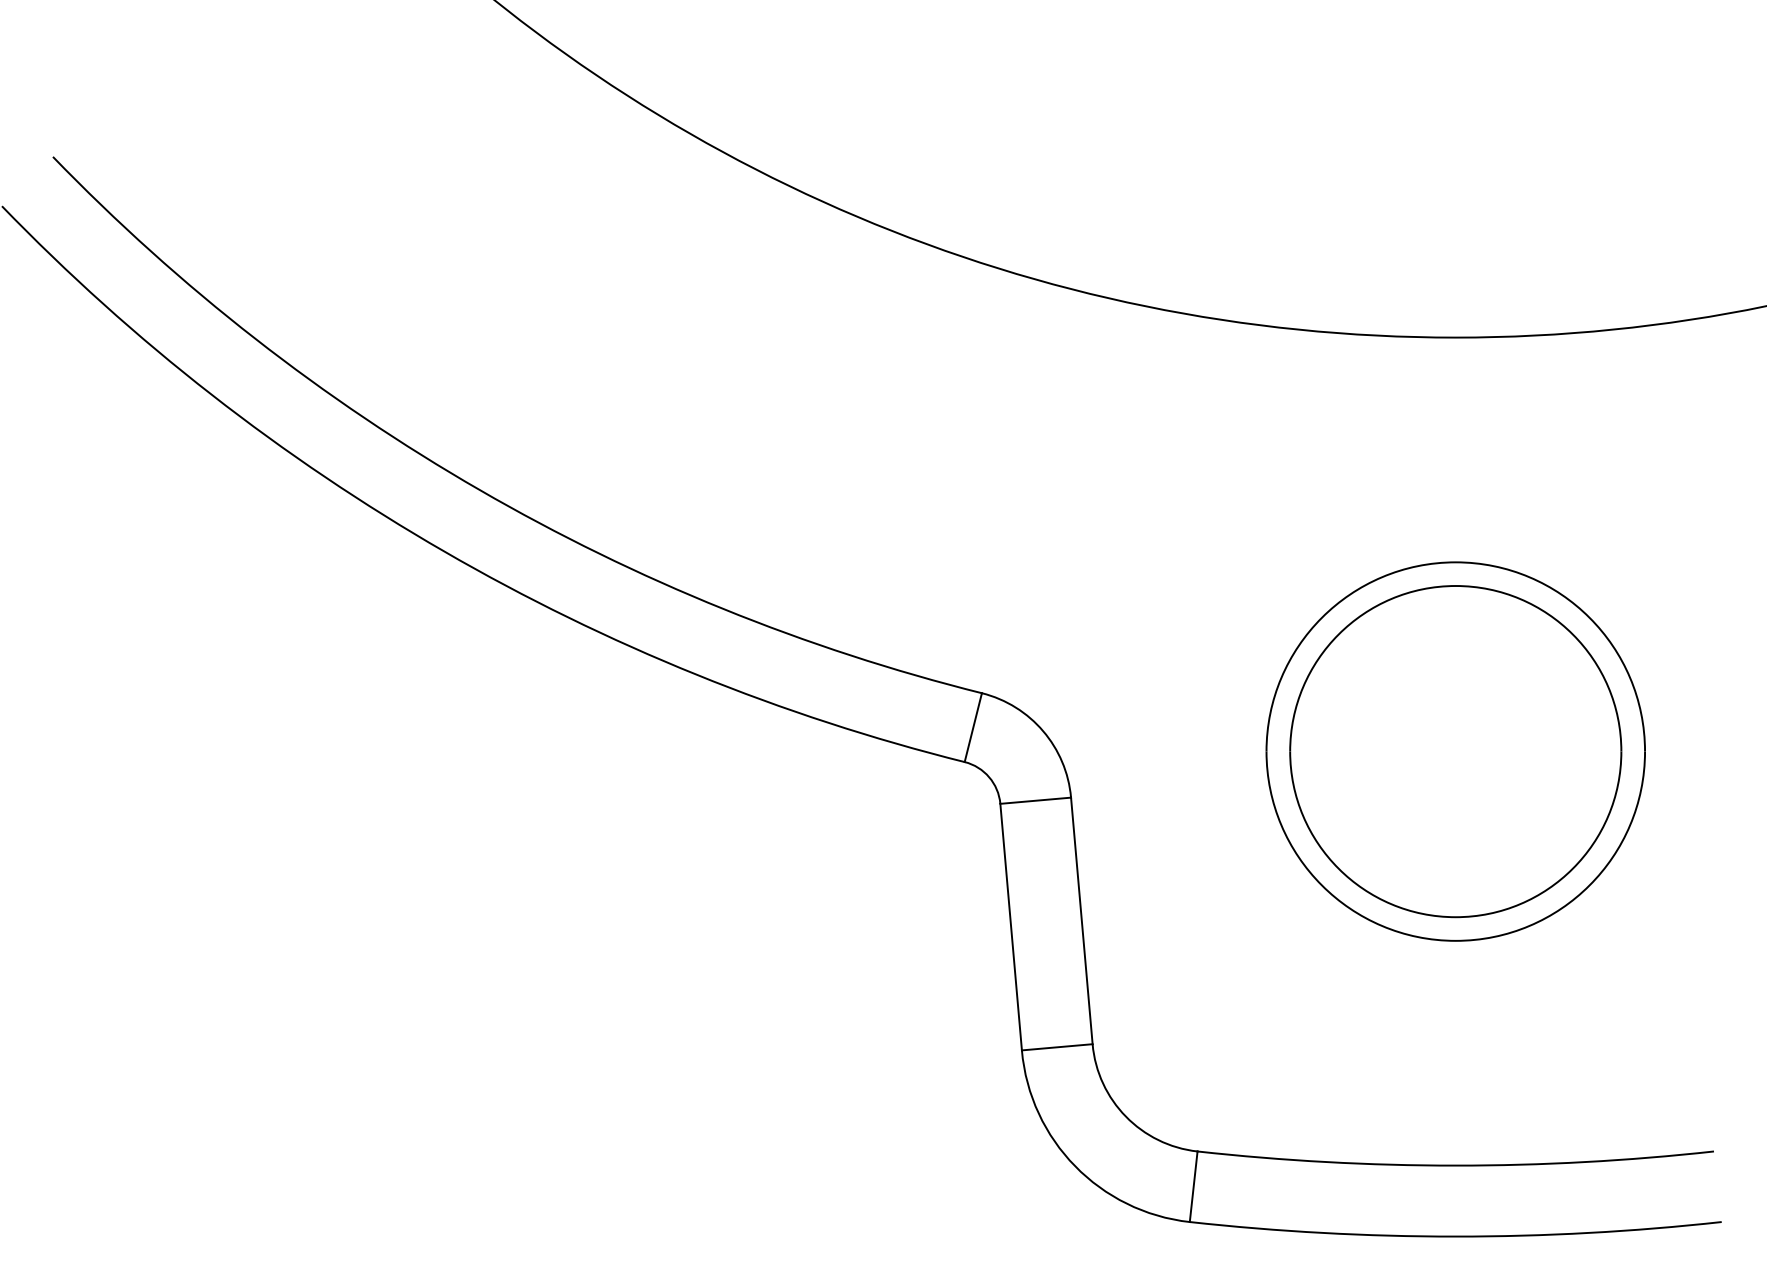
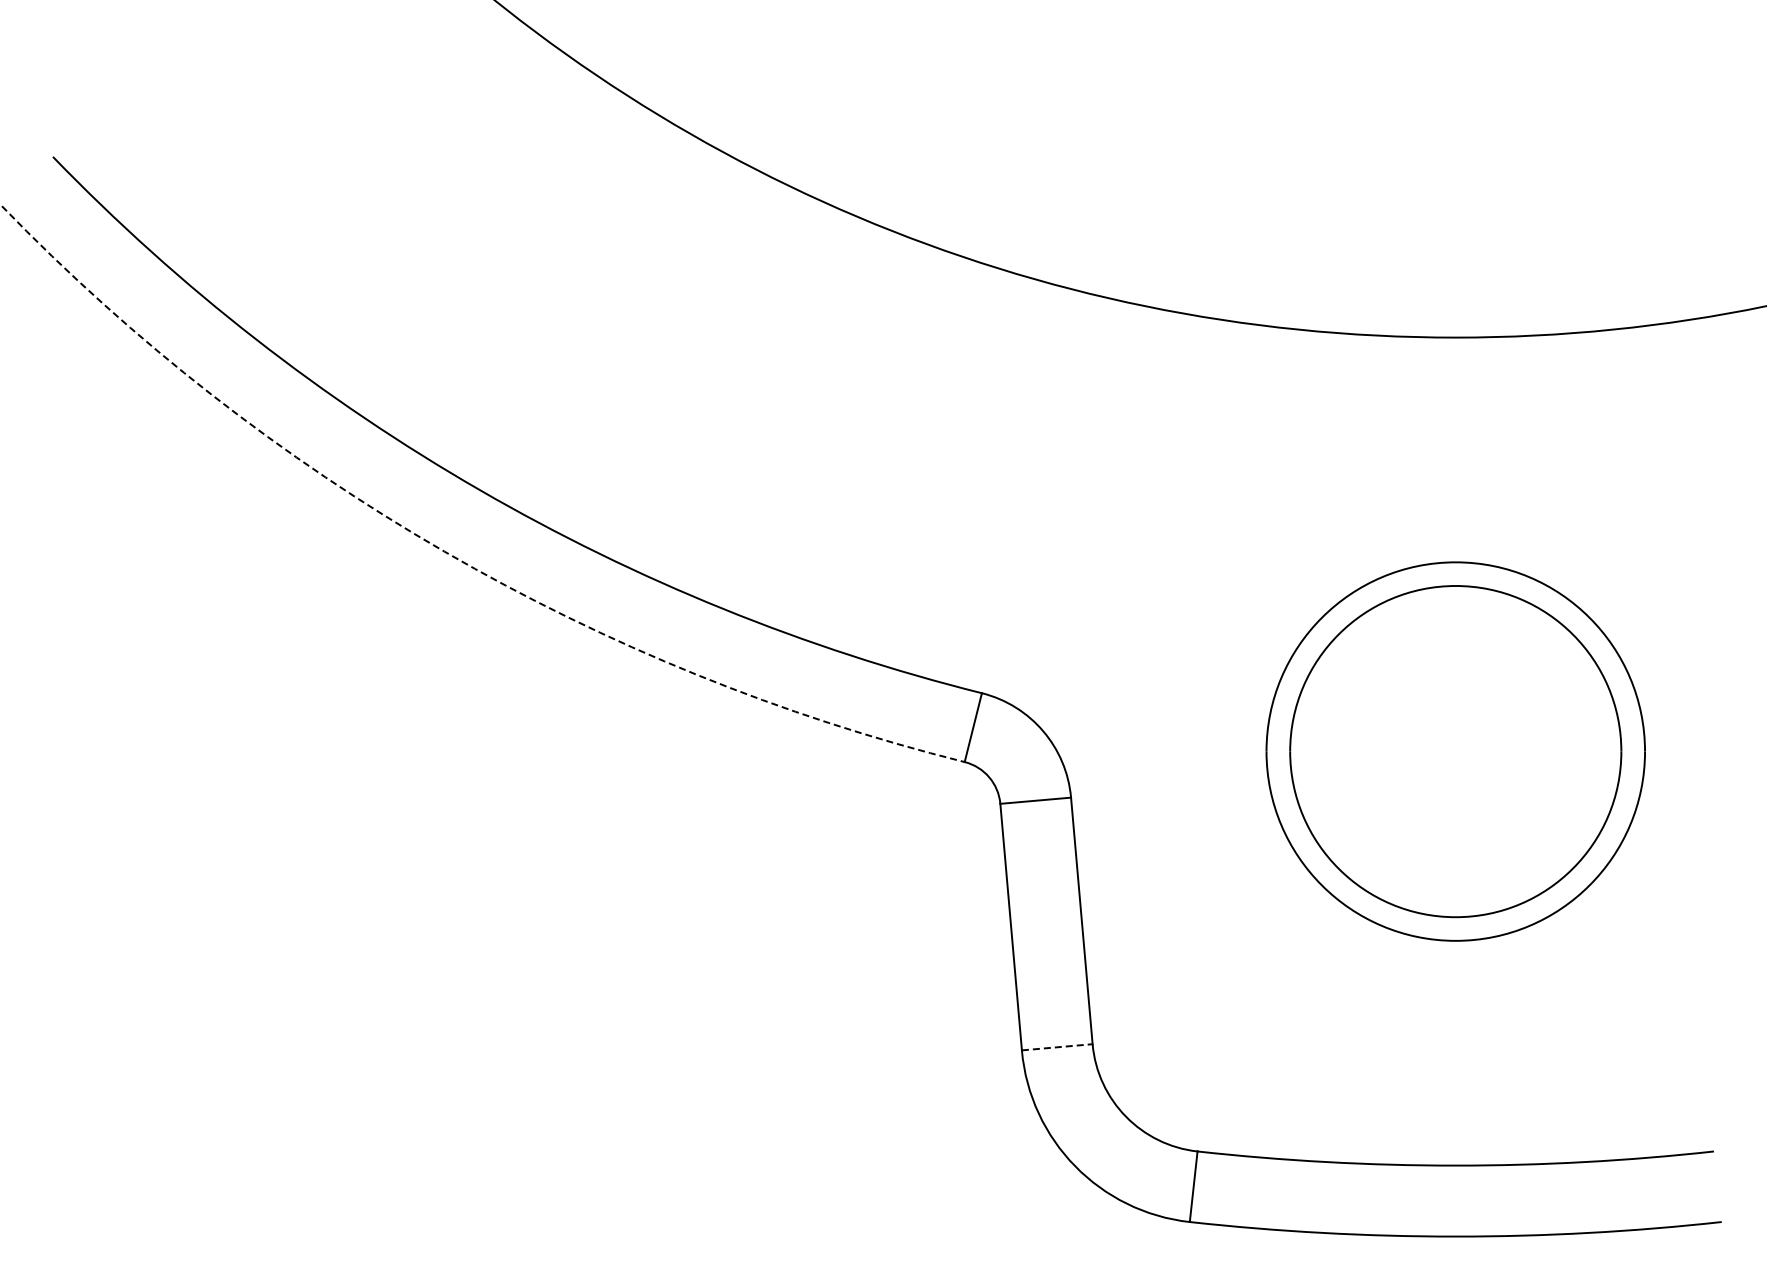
arc: solid -> dashed (444, 551)
line: solid -> dashed (1057, 1047)
